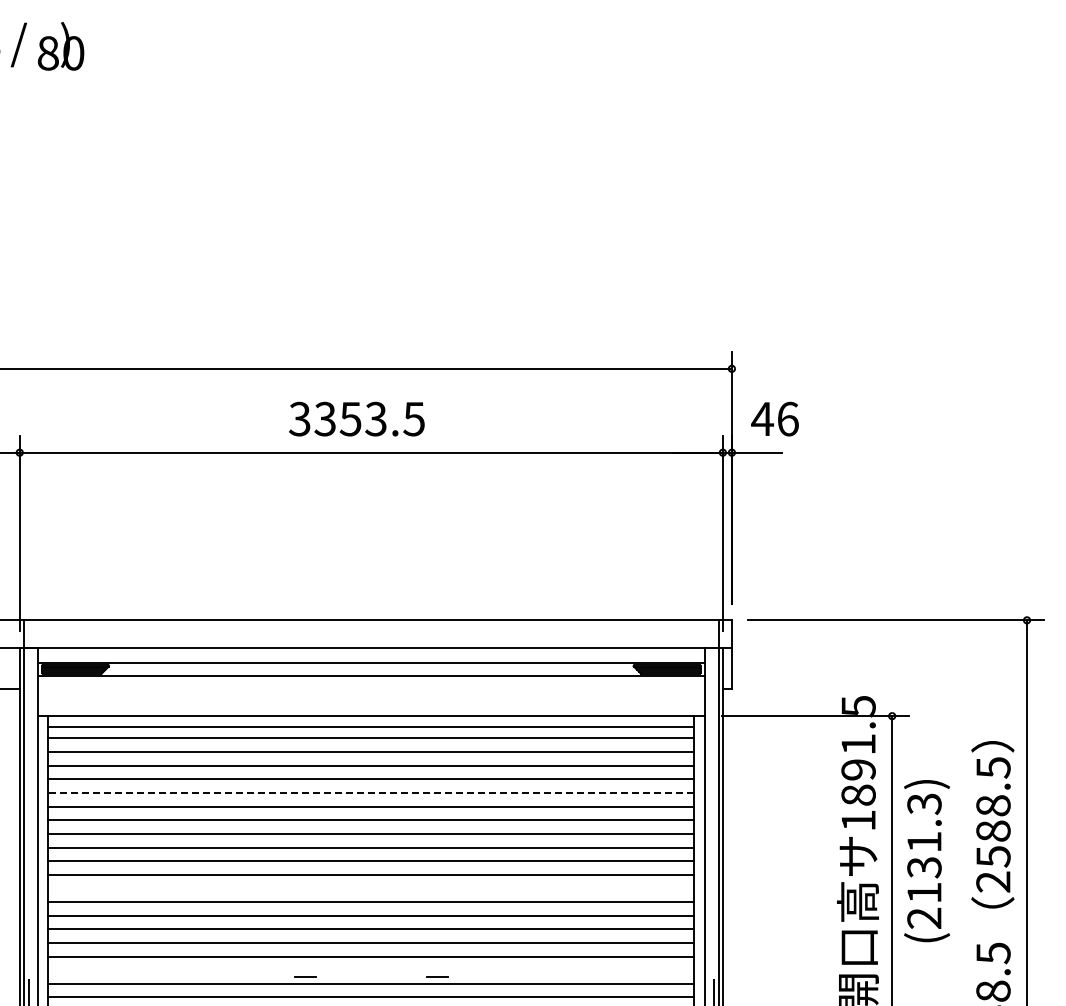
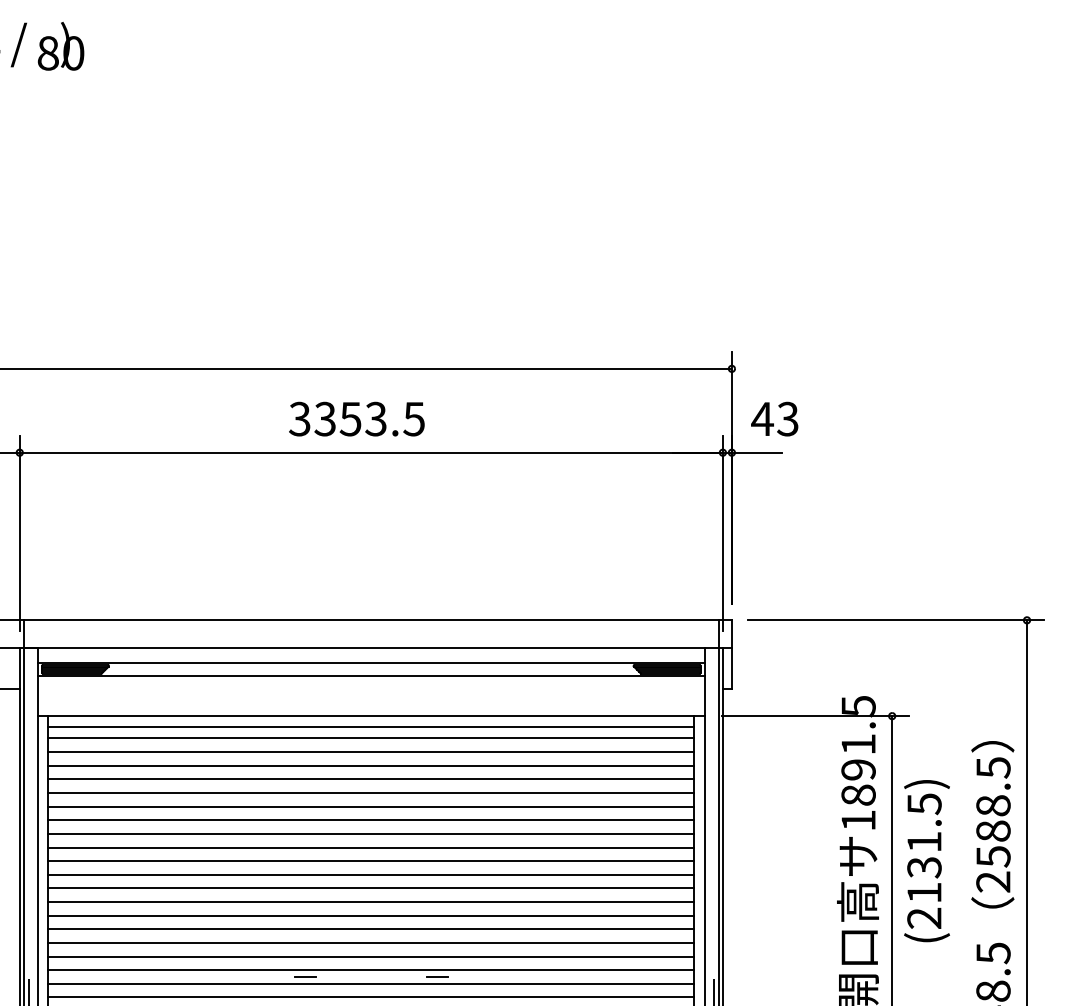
text: 46 -> 43 (787, 418)
line: dashed -> solid (371, 793)
text: (2131.3) -> (2131.5) (924, 803)
line: none -> present (371, 888)
line: none -> present (371, 970)
